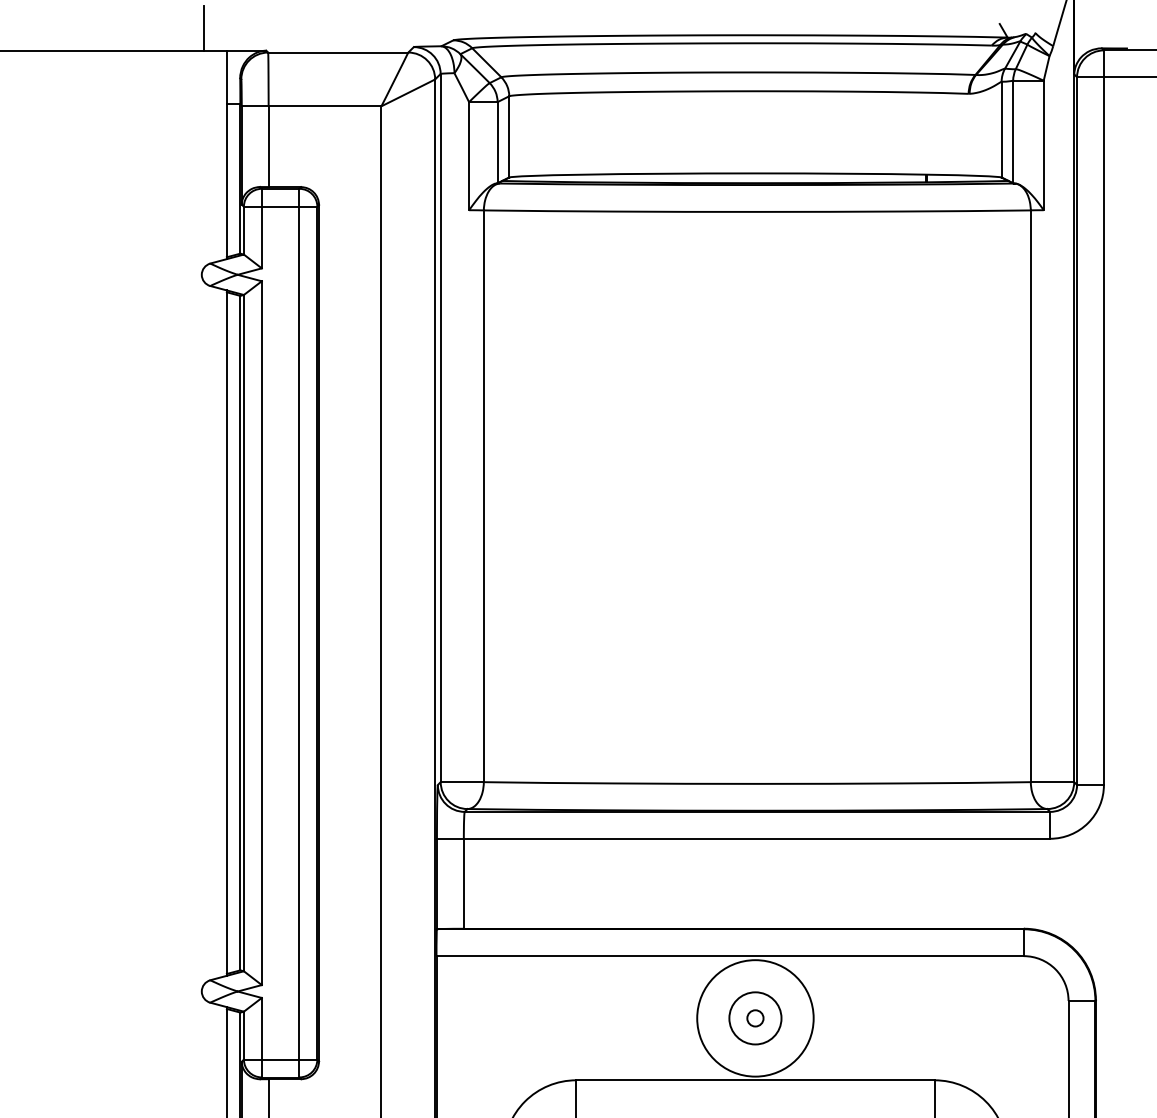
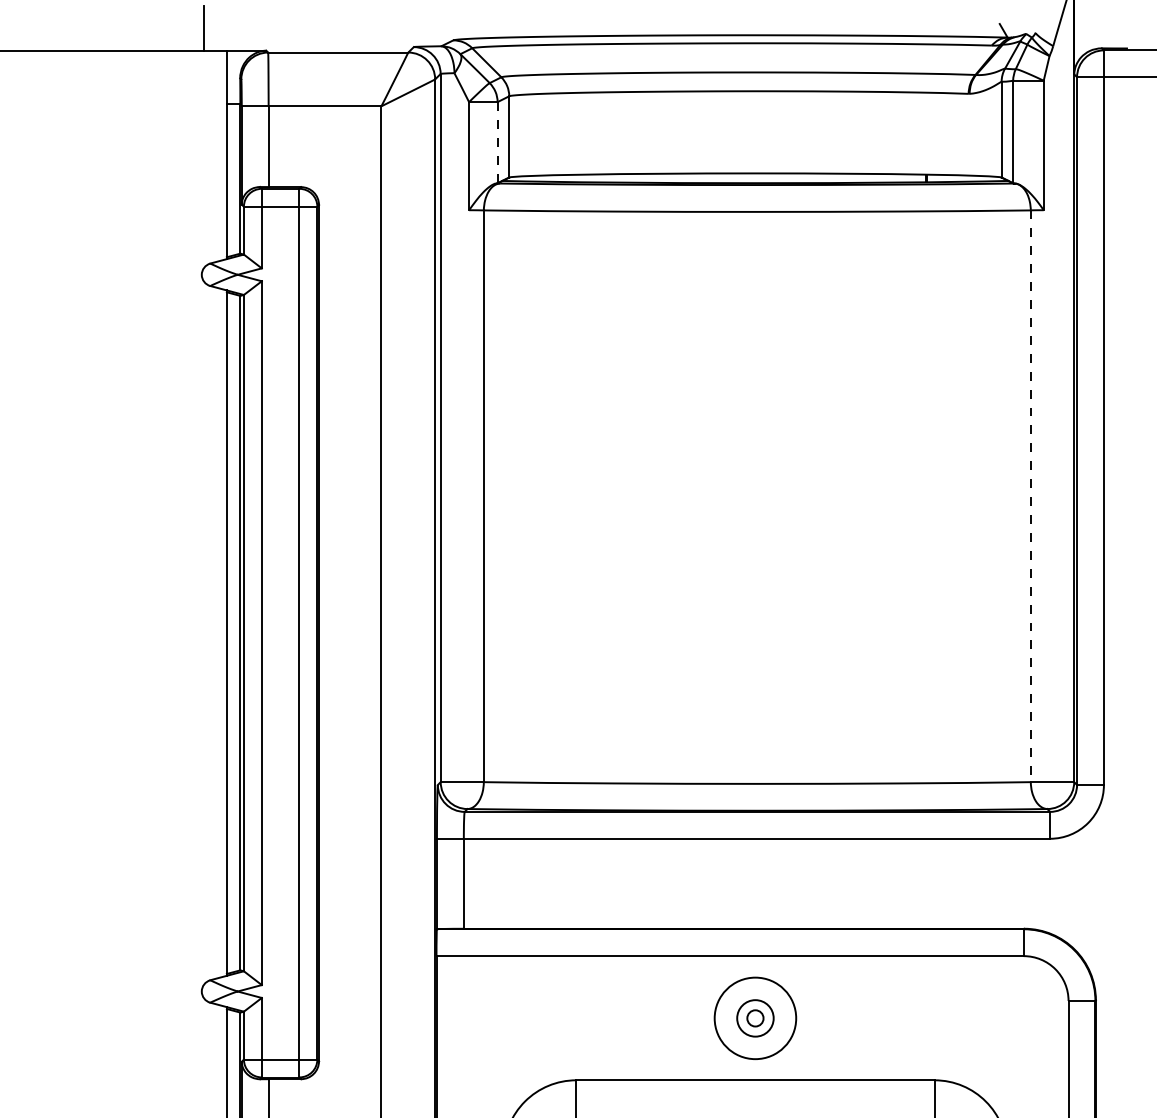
line: solid -> dashed (497, 142)
line: solid -> dashed (1030, 496)
circle diameter: 116 px -> 82 px (755, 1018)
circle diameter: 52 px -> 36 px (755, 1018)
